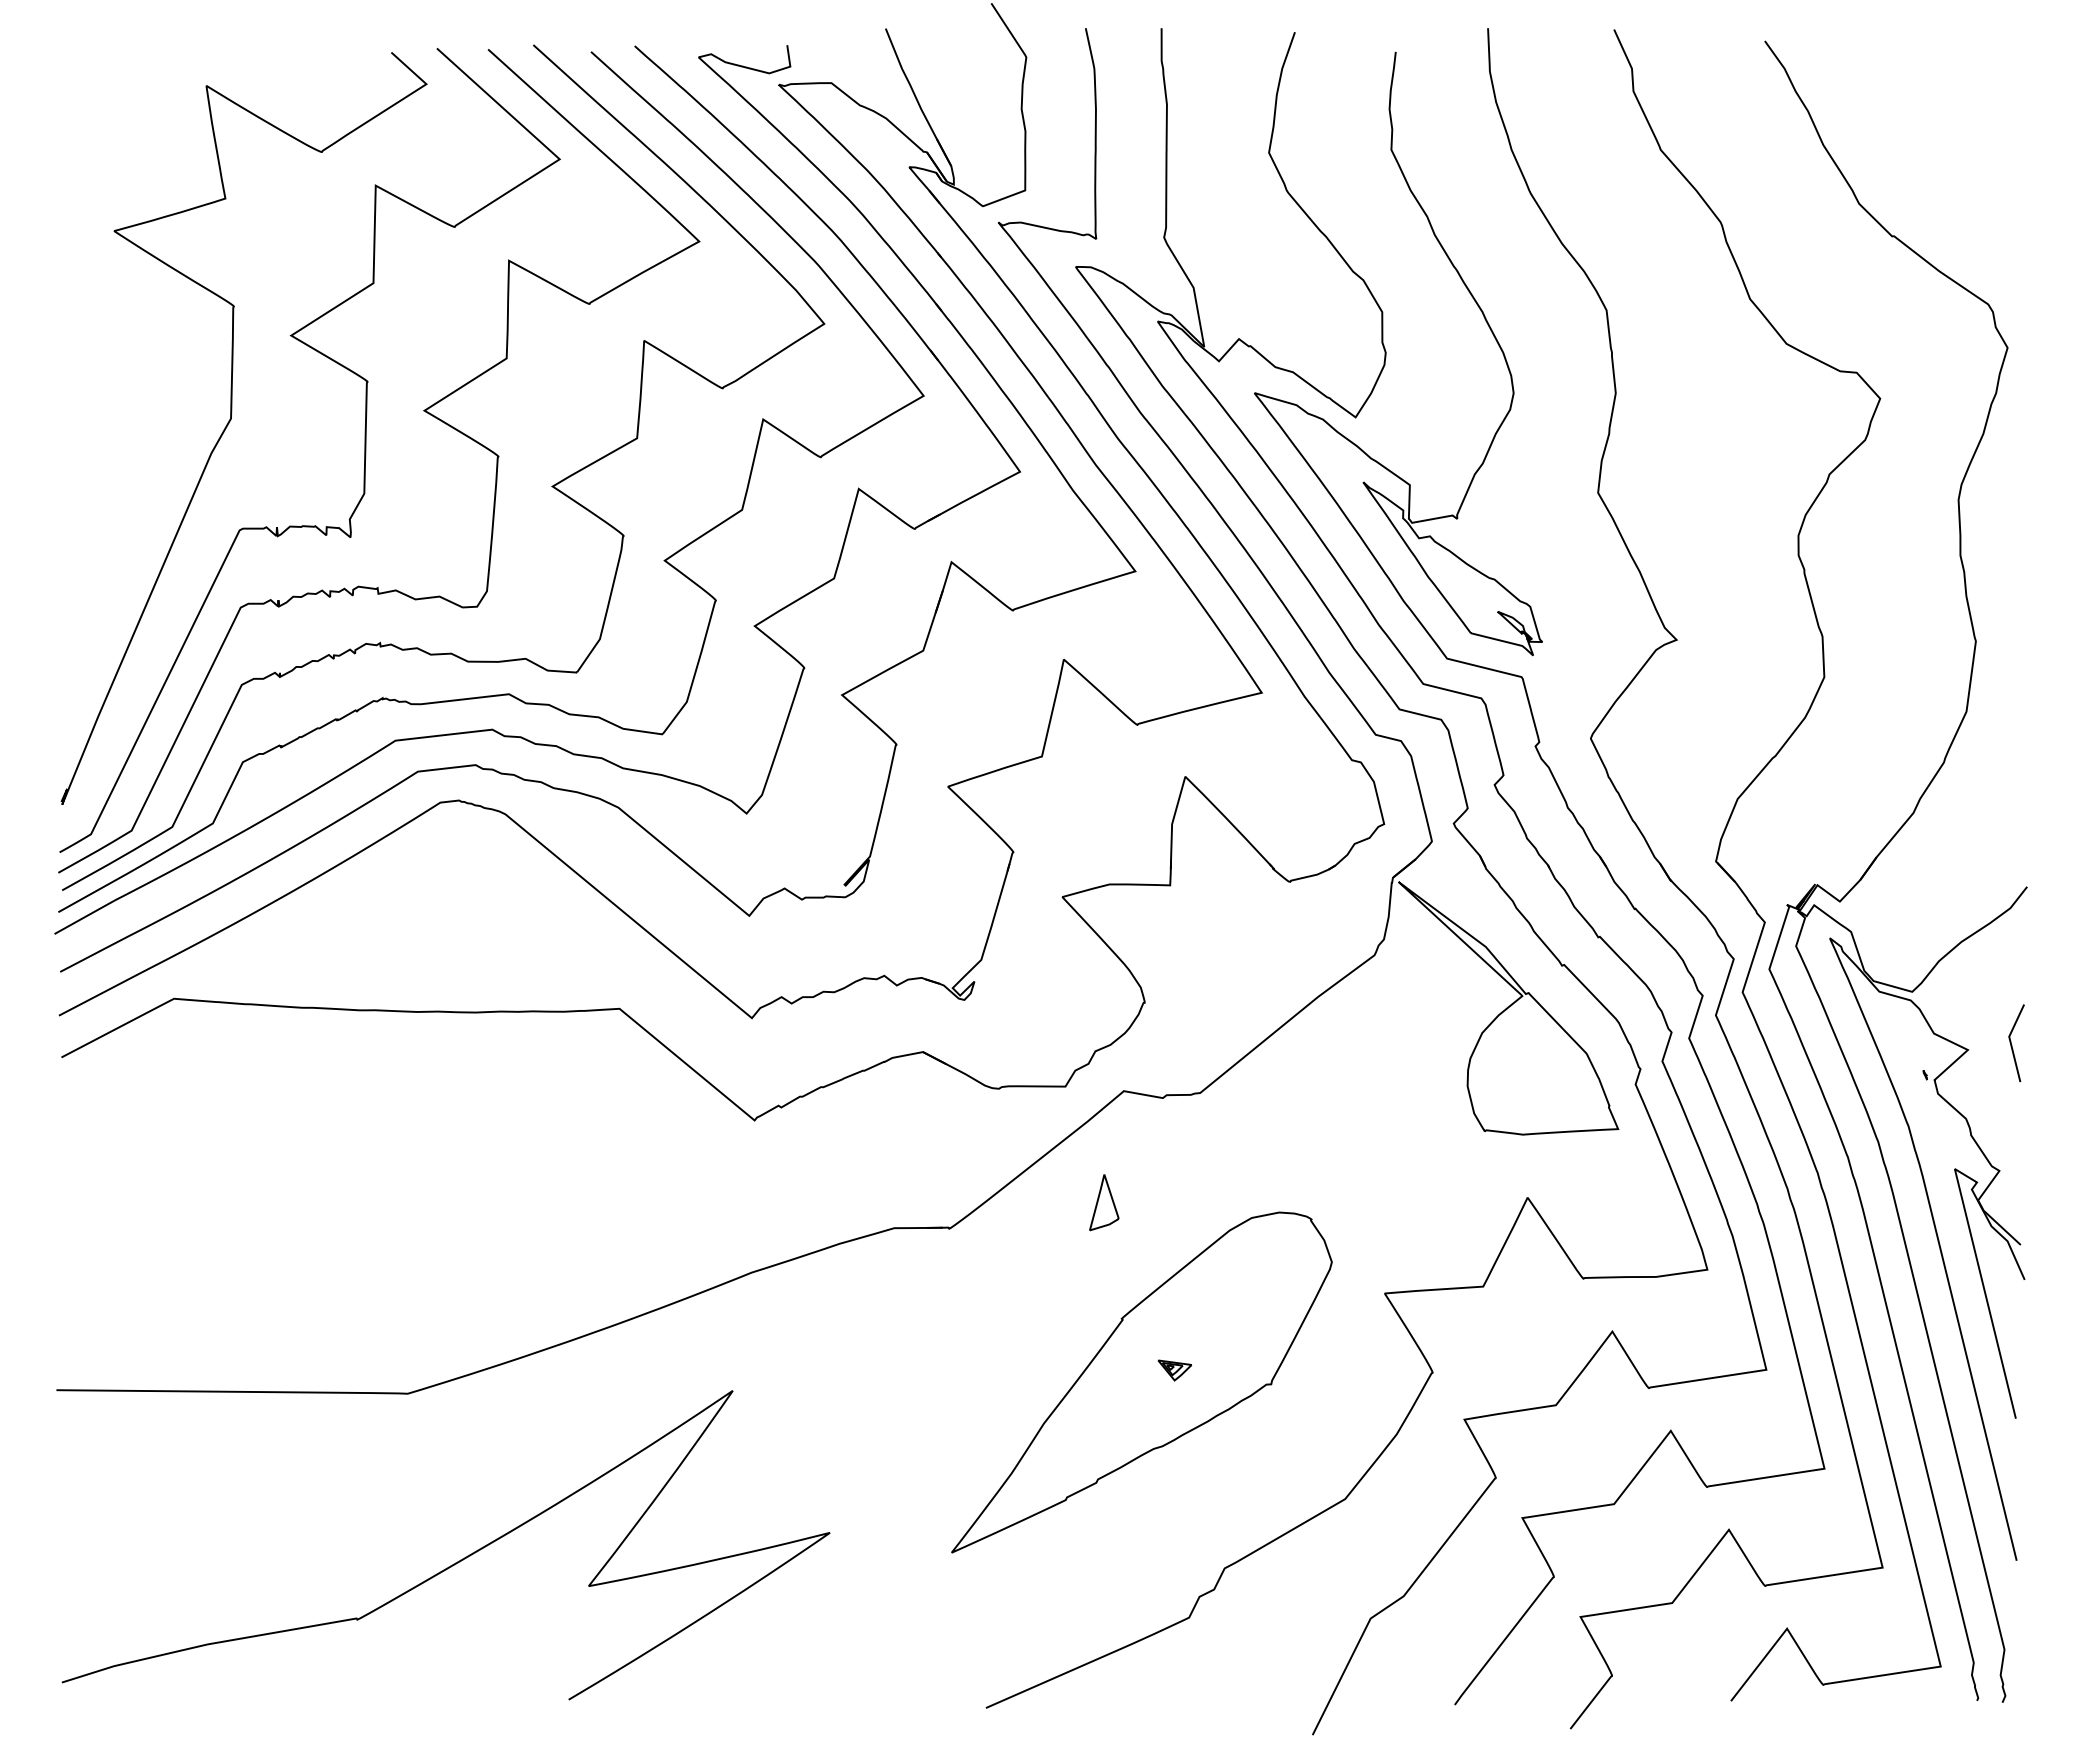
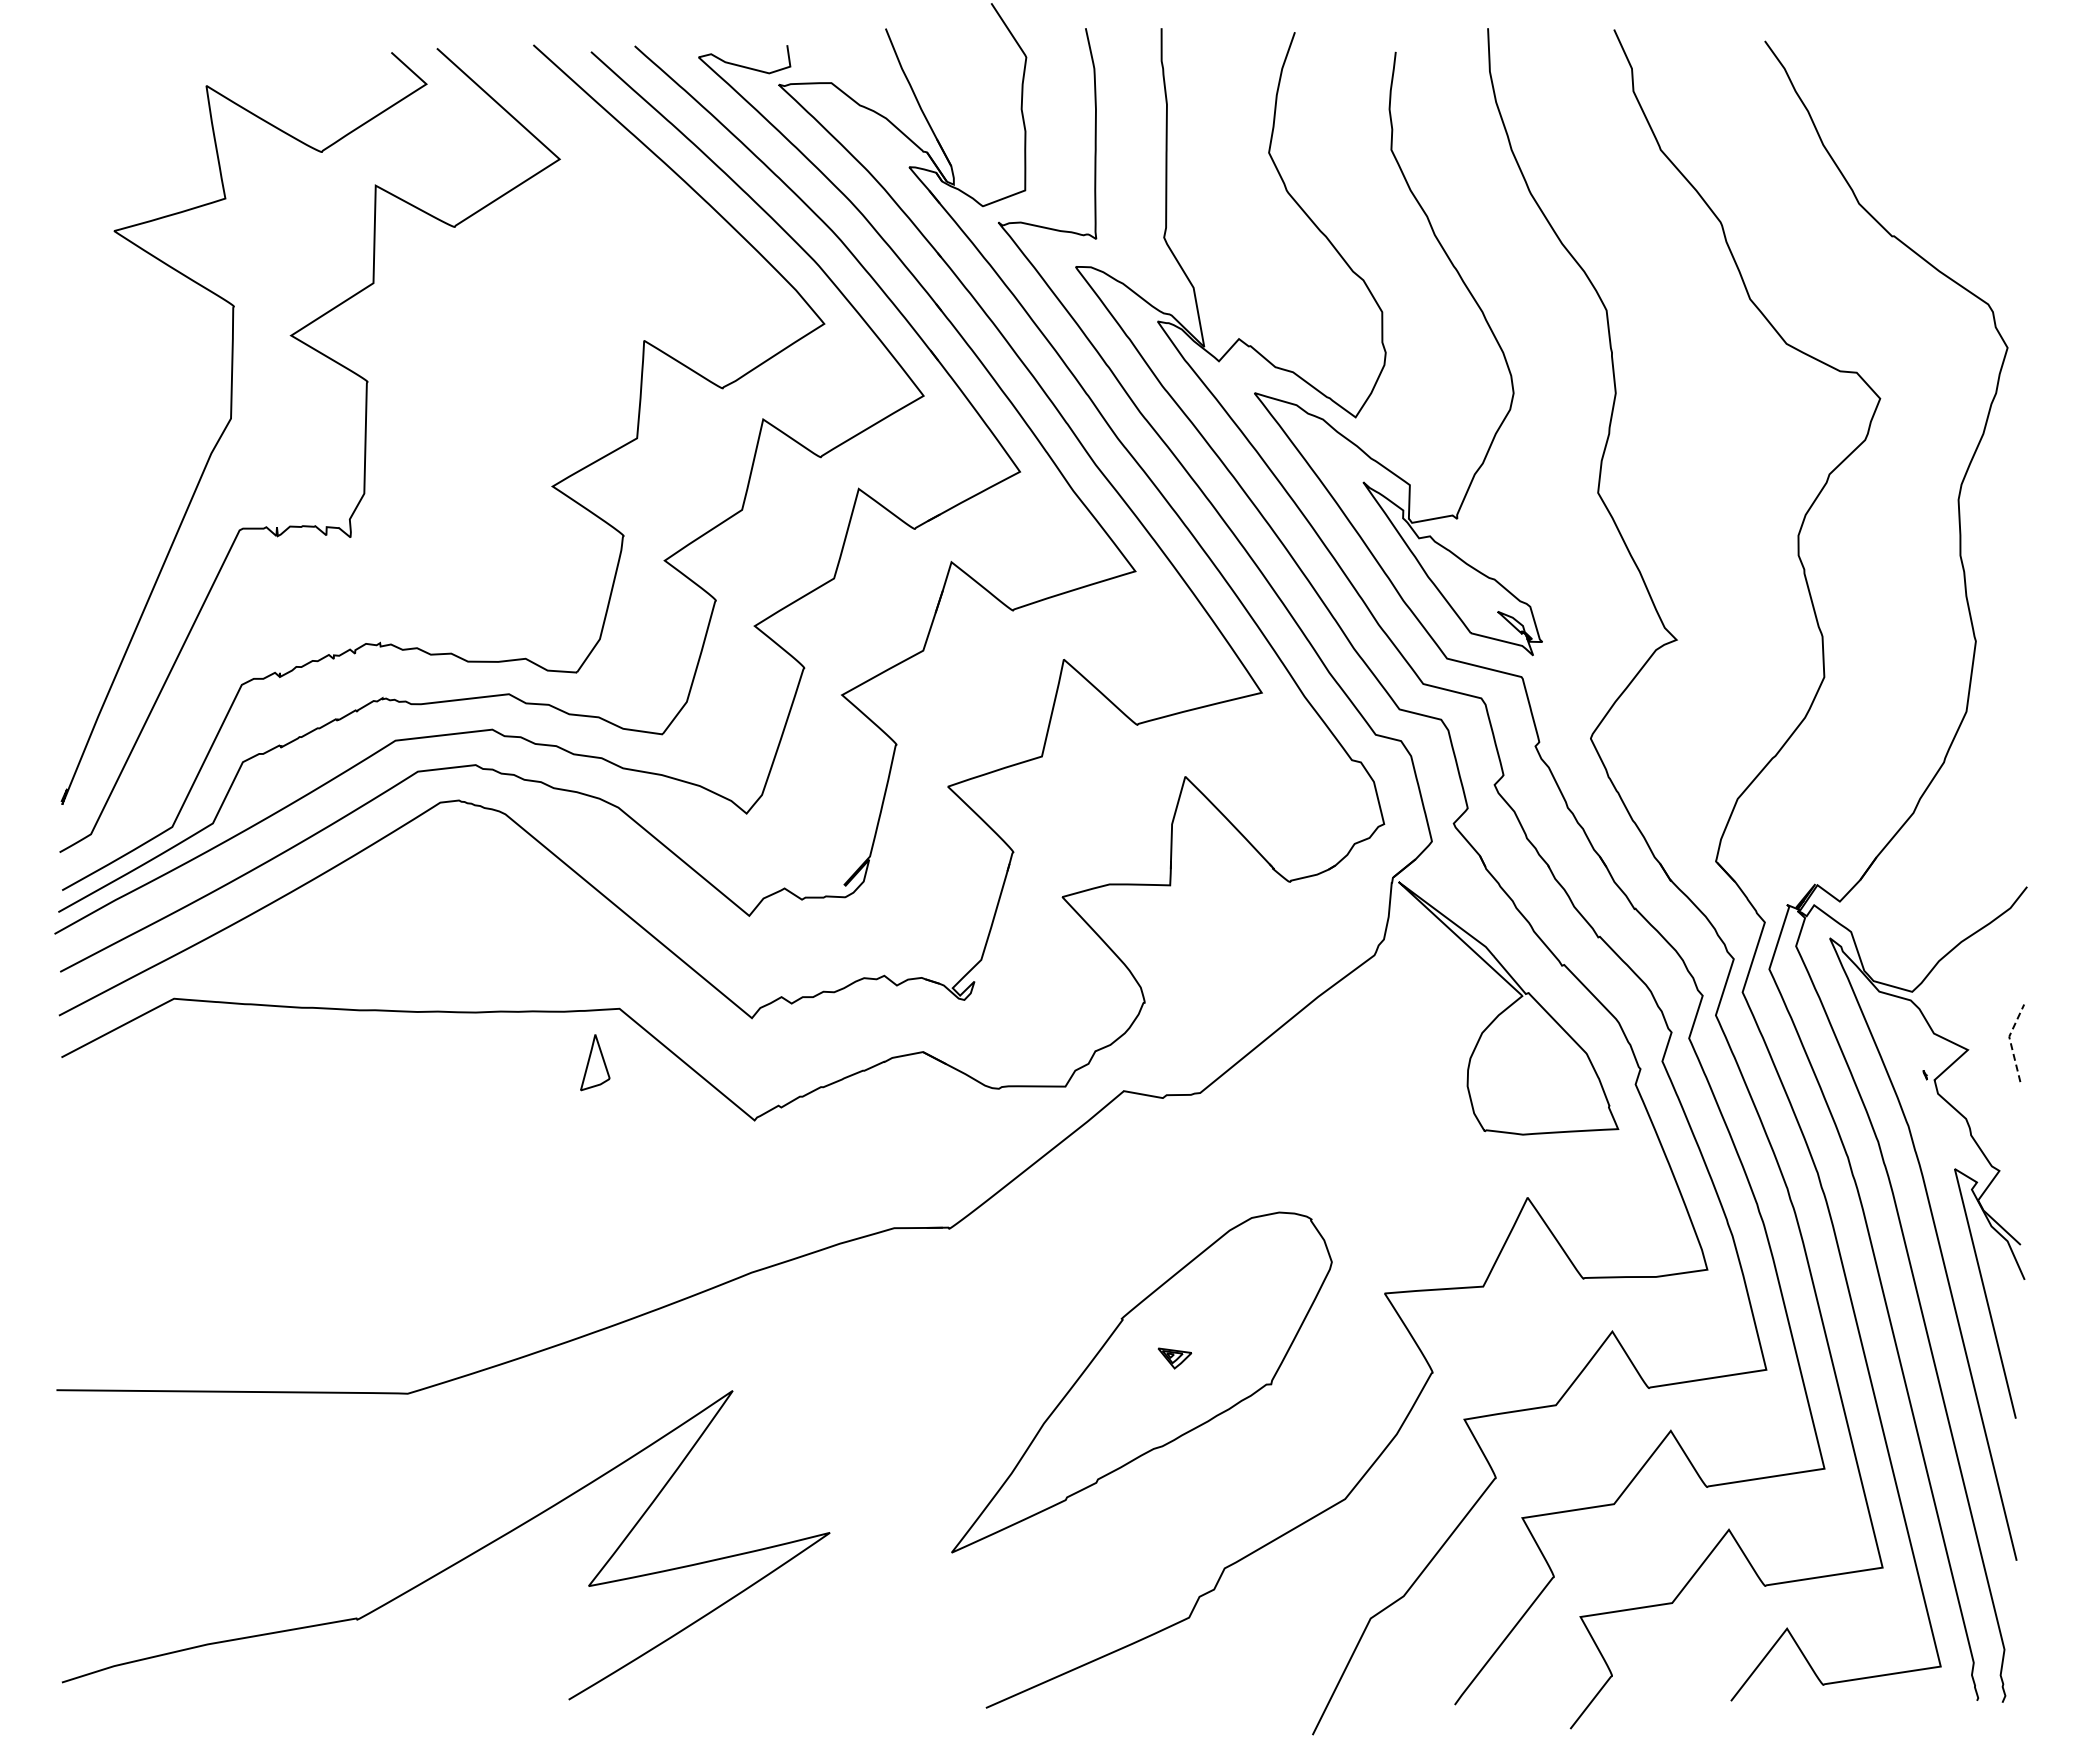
curve: present -> none (423, 411)
line: solid -> dashed (2010, 1041)
part position: (1104, 1202) -> (595, 1062) (595, 1062)
part position: (1174, 1370) -> (1174, 1358) (1174, 1358)
